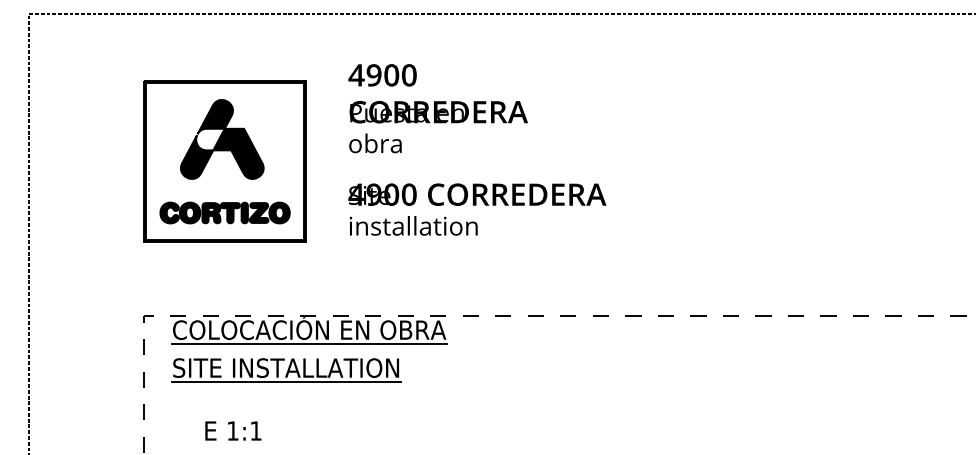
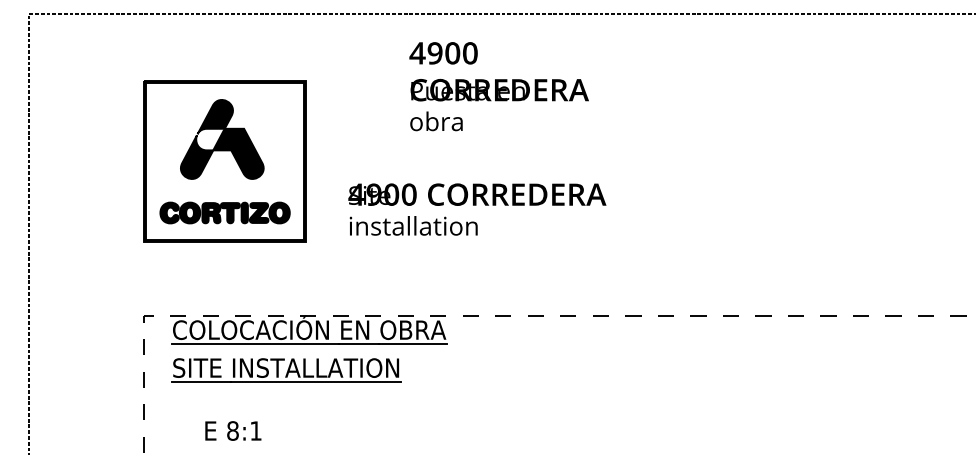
text position: (437, 108) -> (498, 86) (498, 86)
text: 1:1 -> 8:1 (232, 430)
